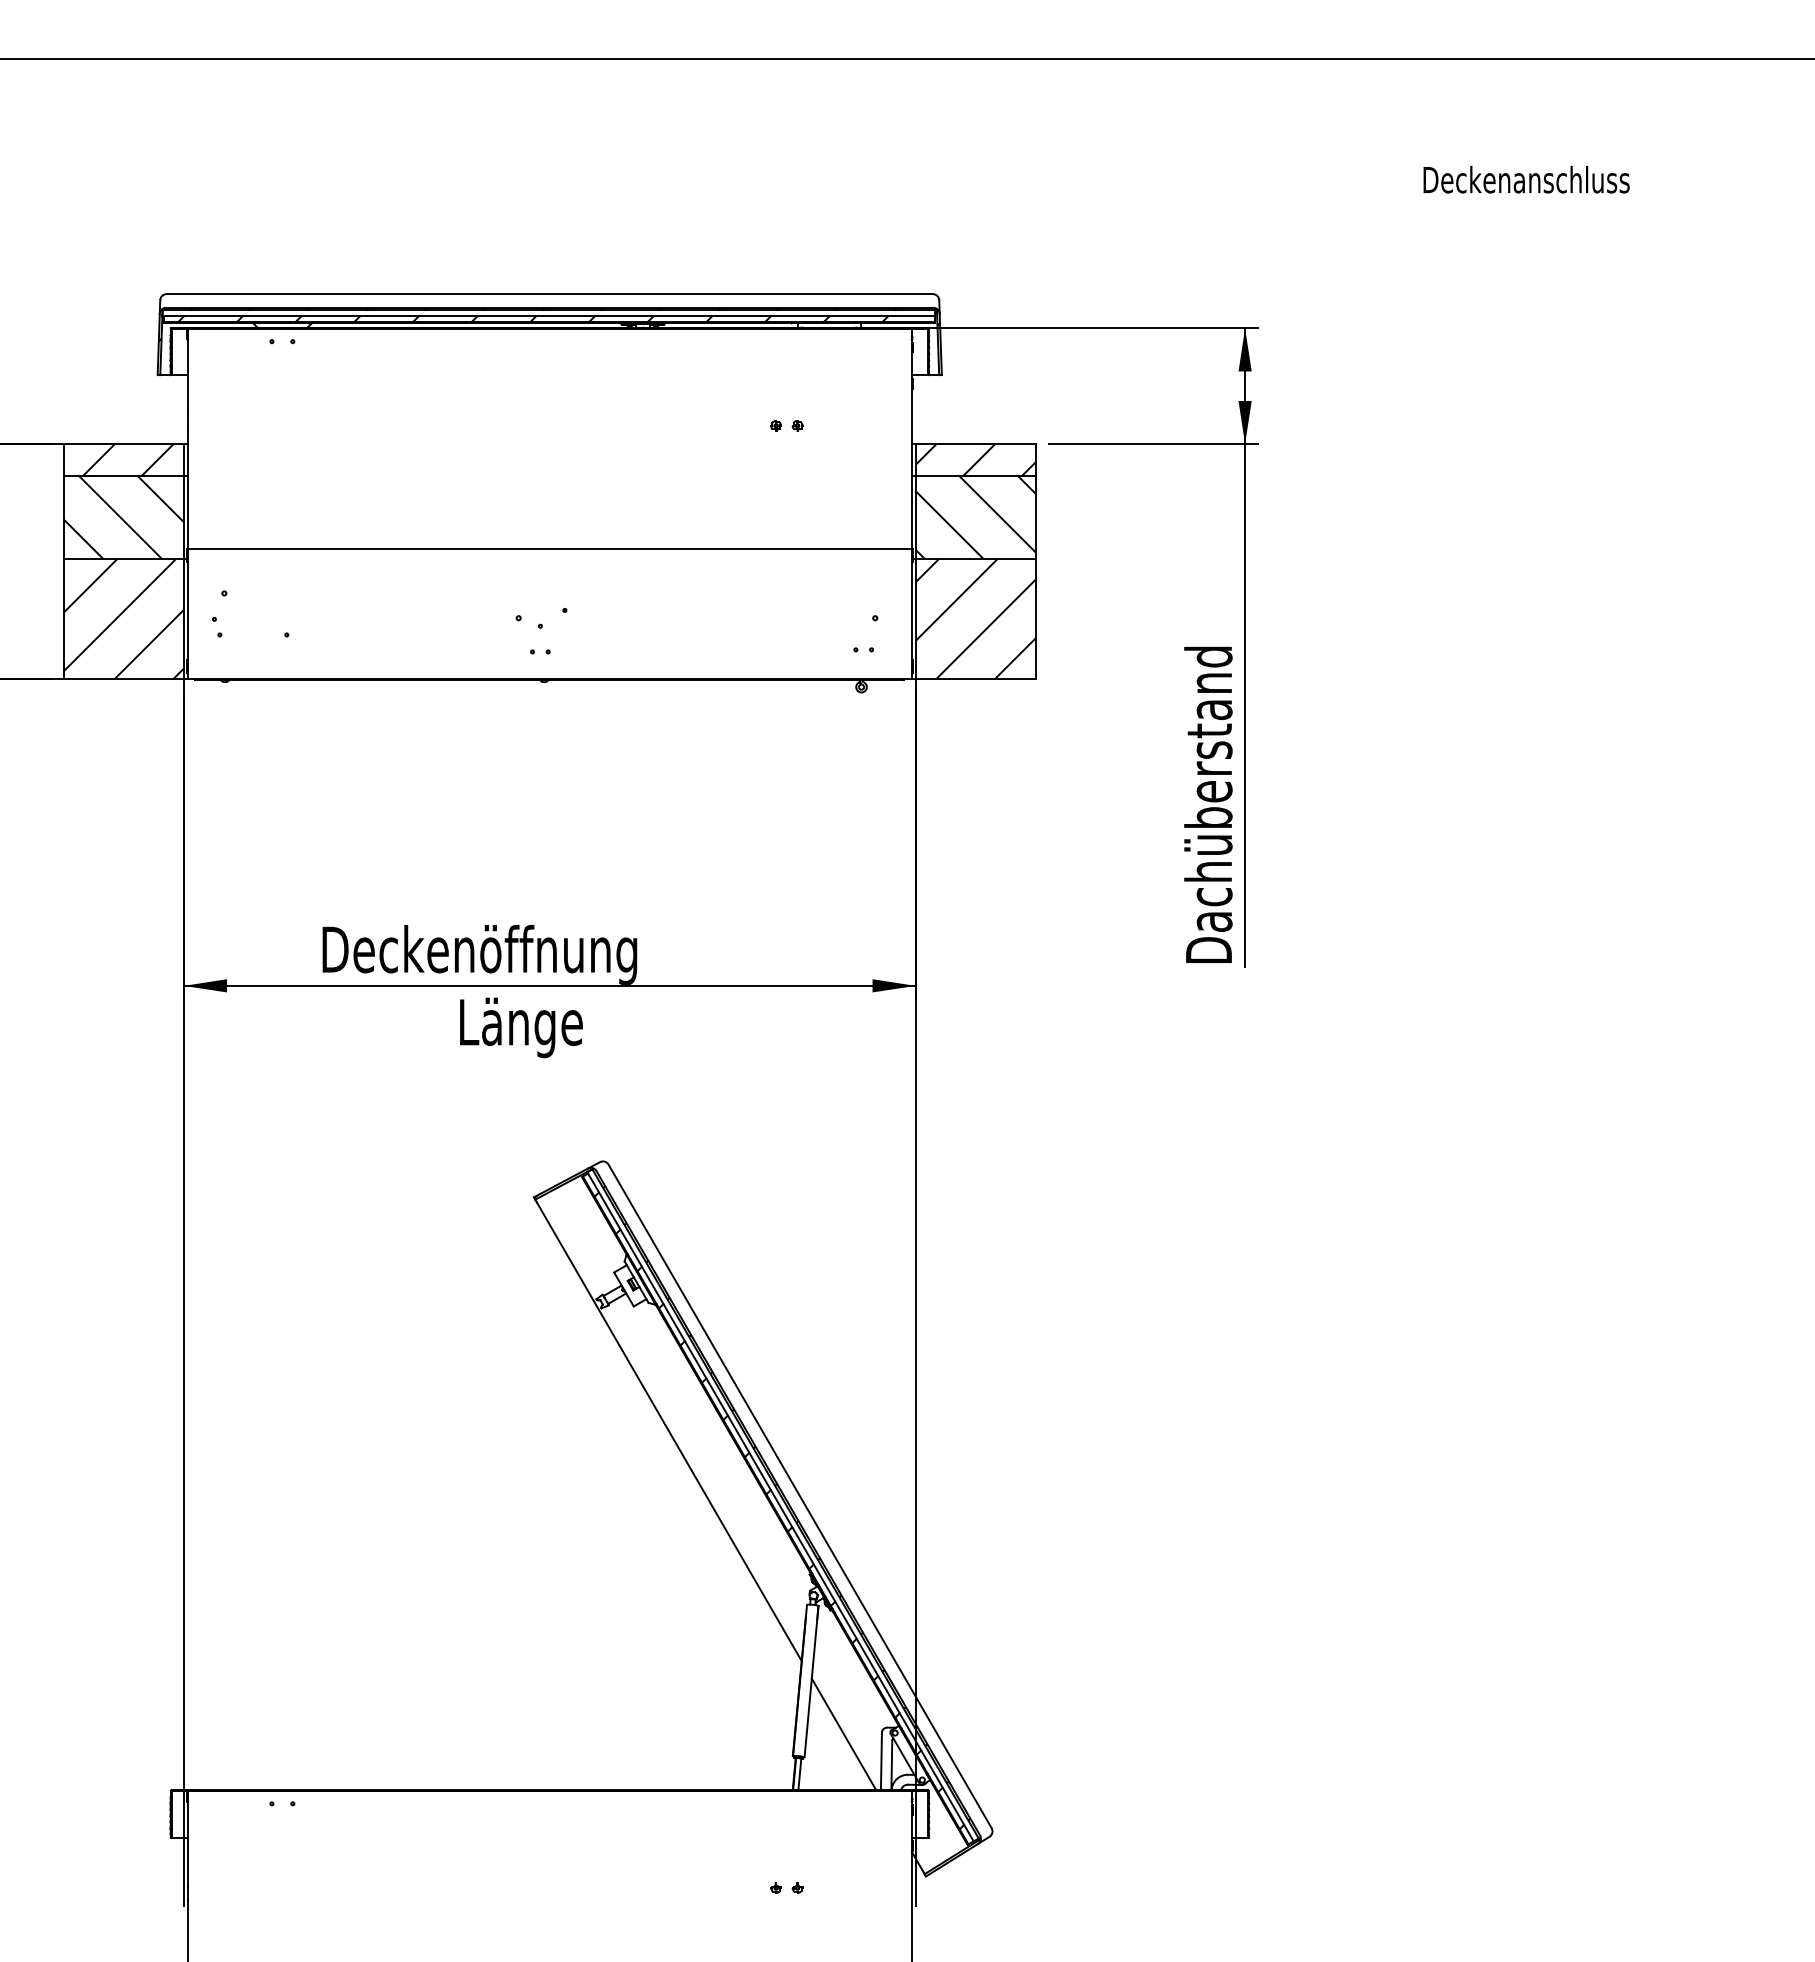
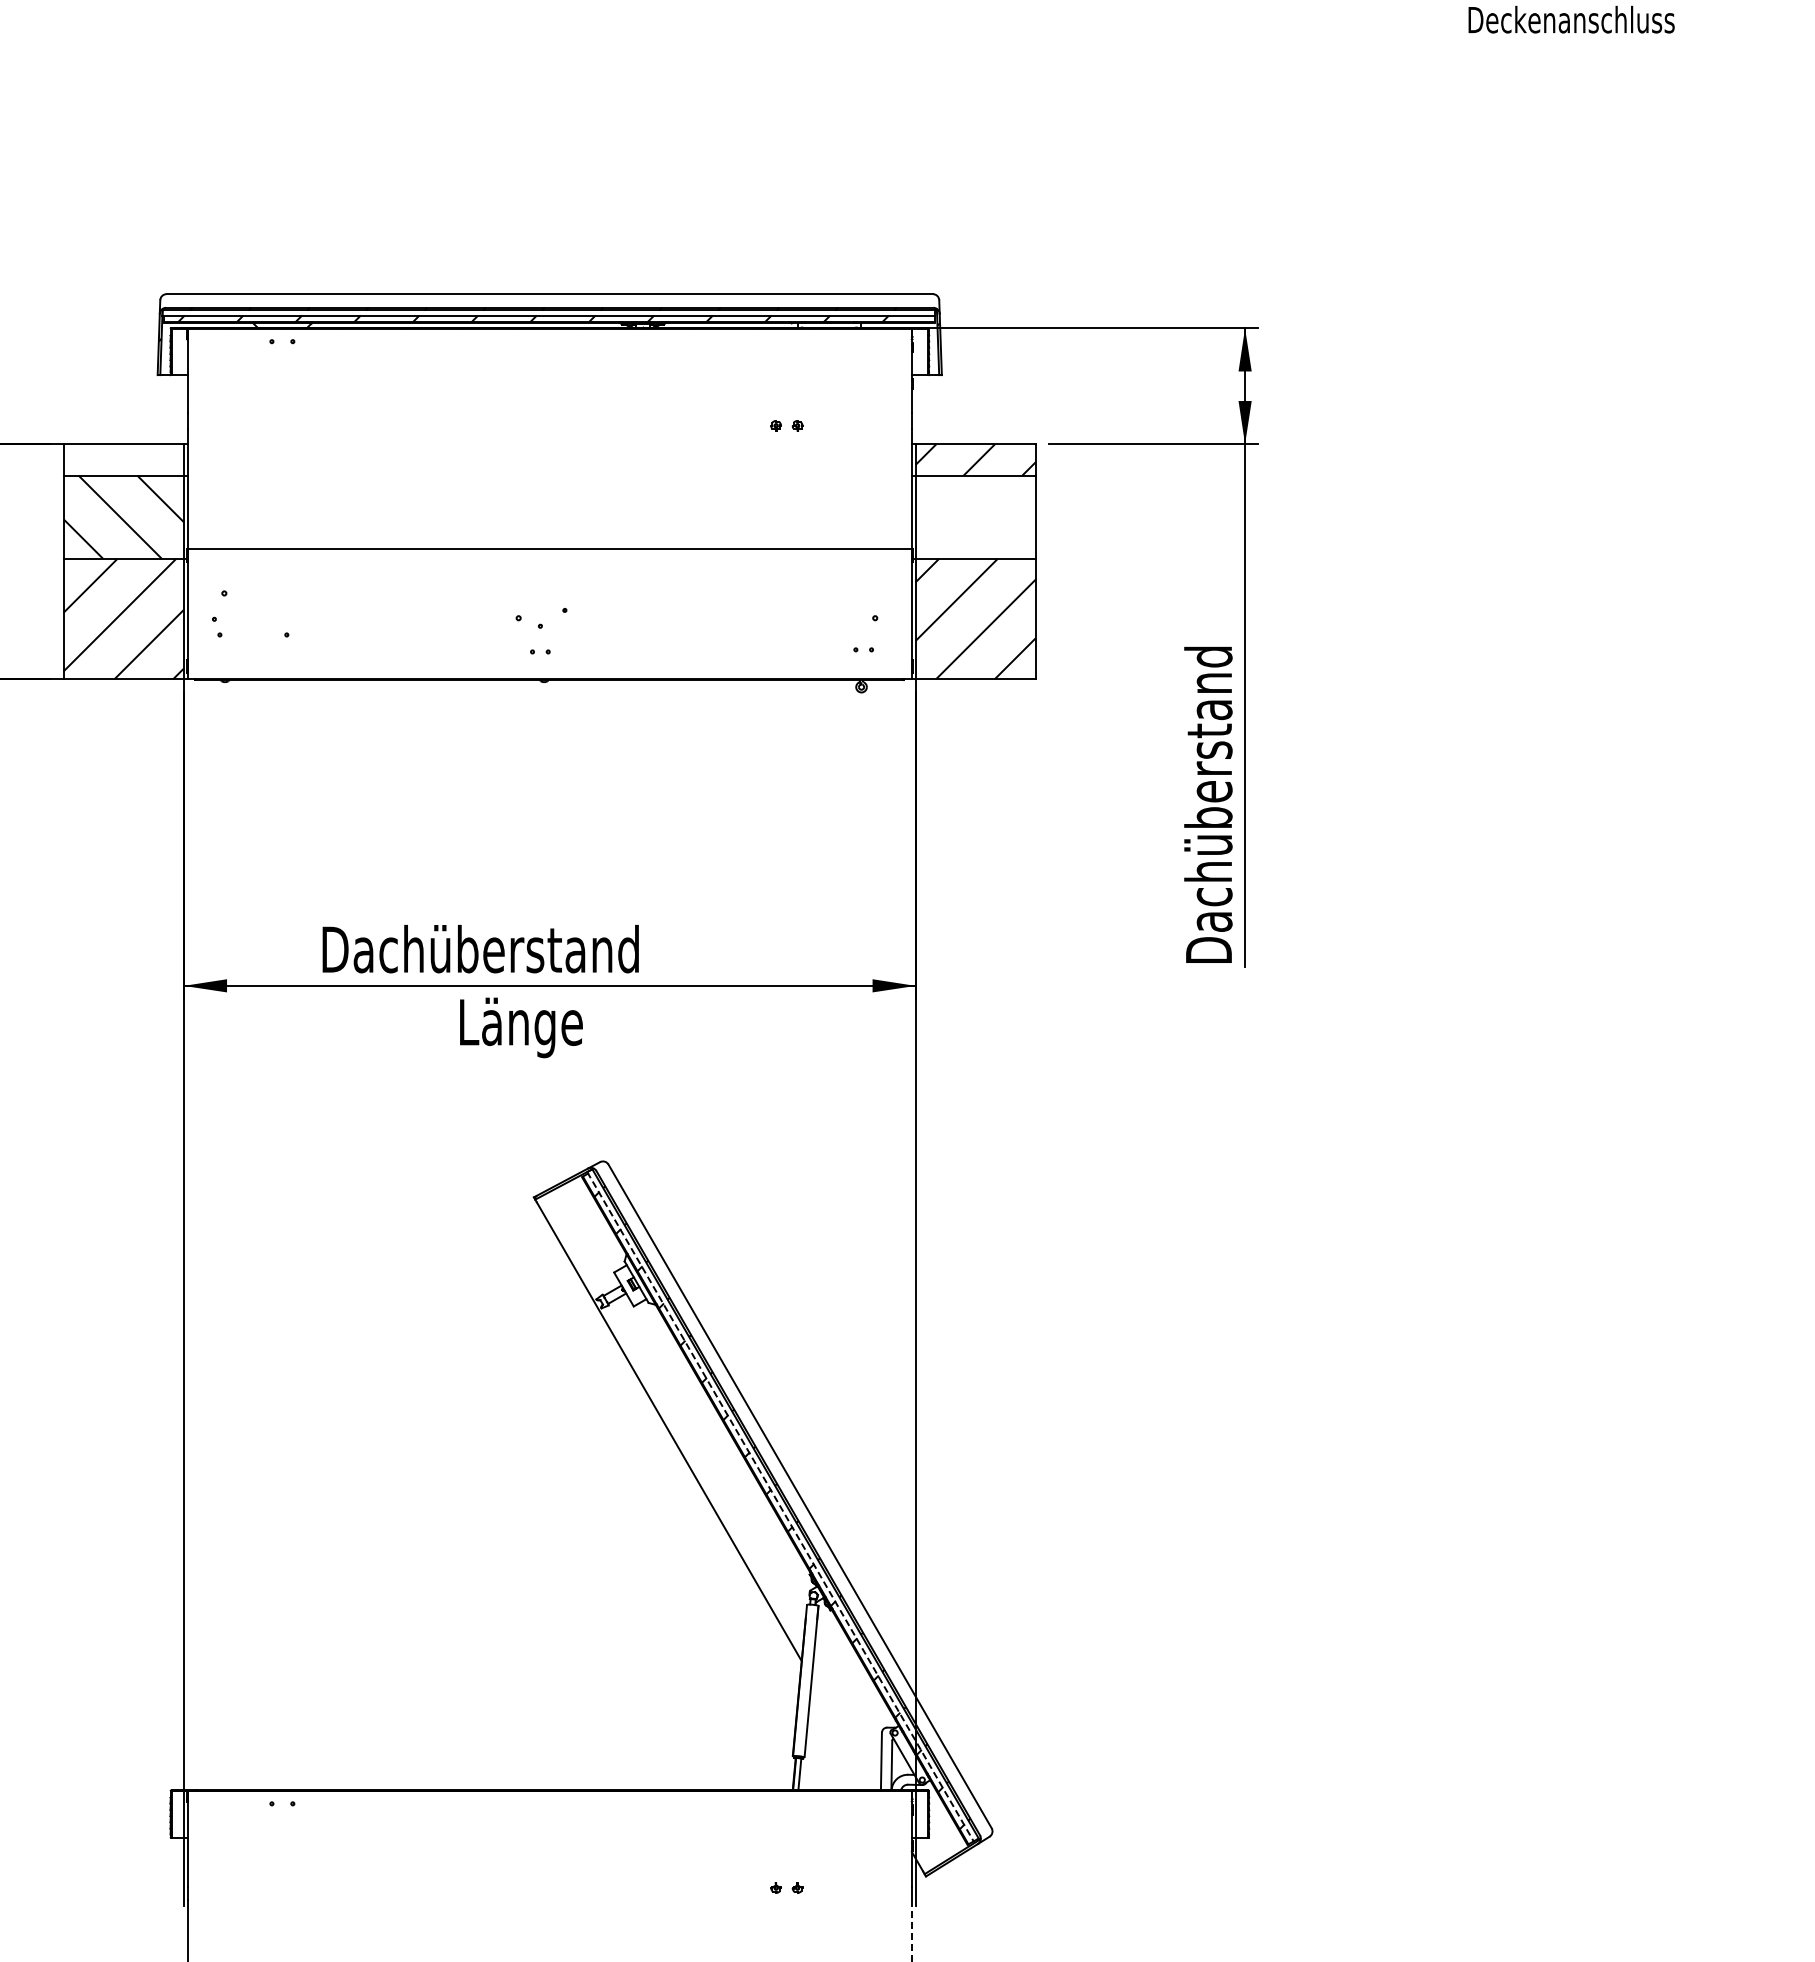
line: present -> none (906, 58)
text position: (1526, 179) -> (1571, 19) (1571, 19)
hatch: present -> none (128, 459)
hatch: present -> none (975, 517)
text: Deckenöffnung -> Dachüberstand (495, 954)
line: solid -> dashed (780, 1507)
line: present -> none (843, 1734)
line: solid -> dashed (911, 1930)
